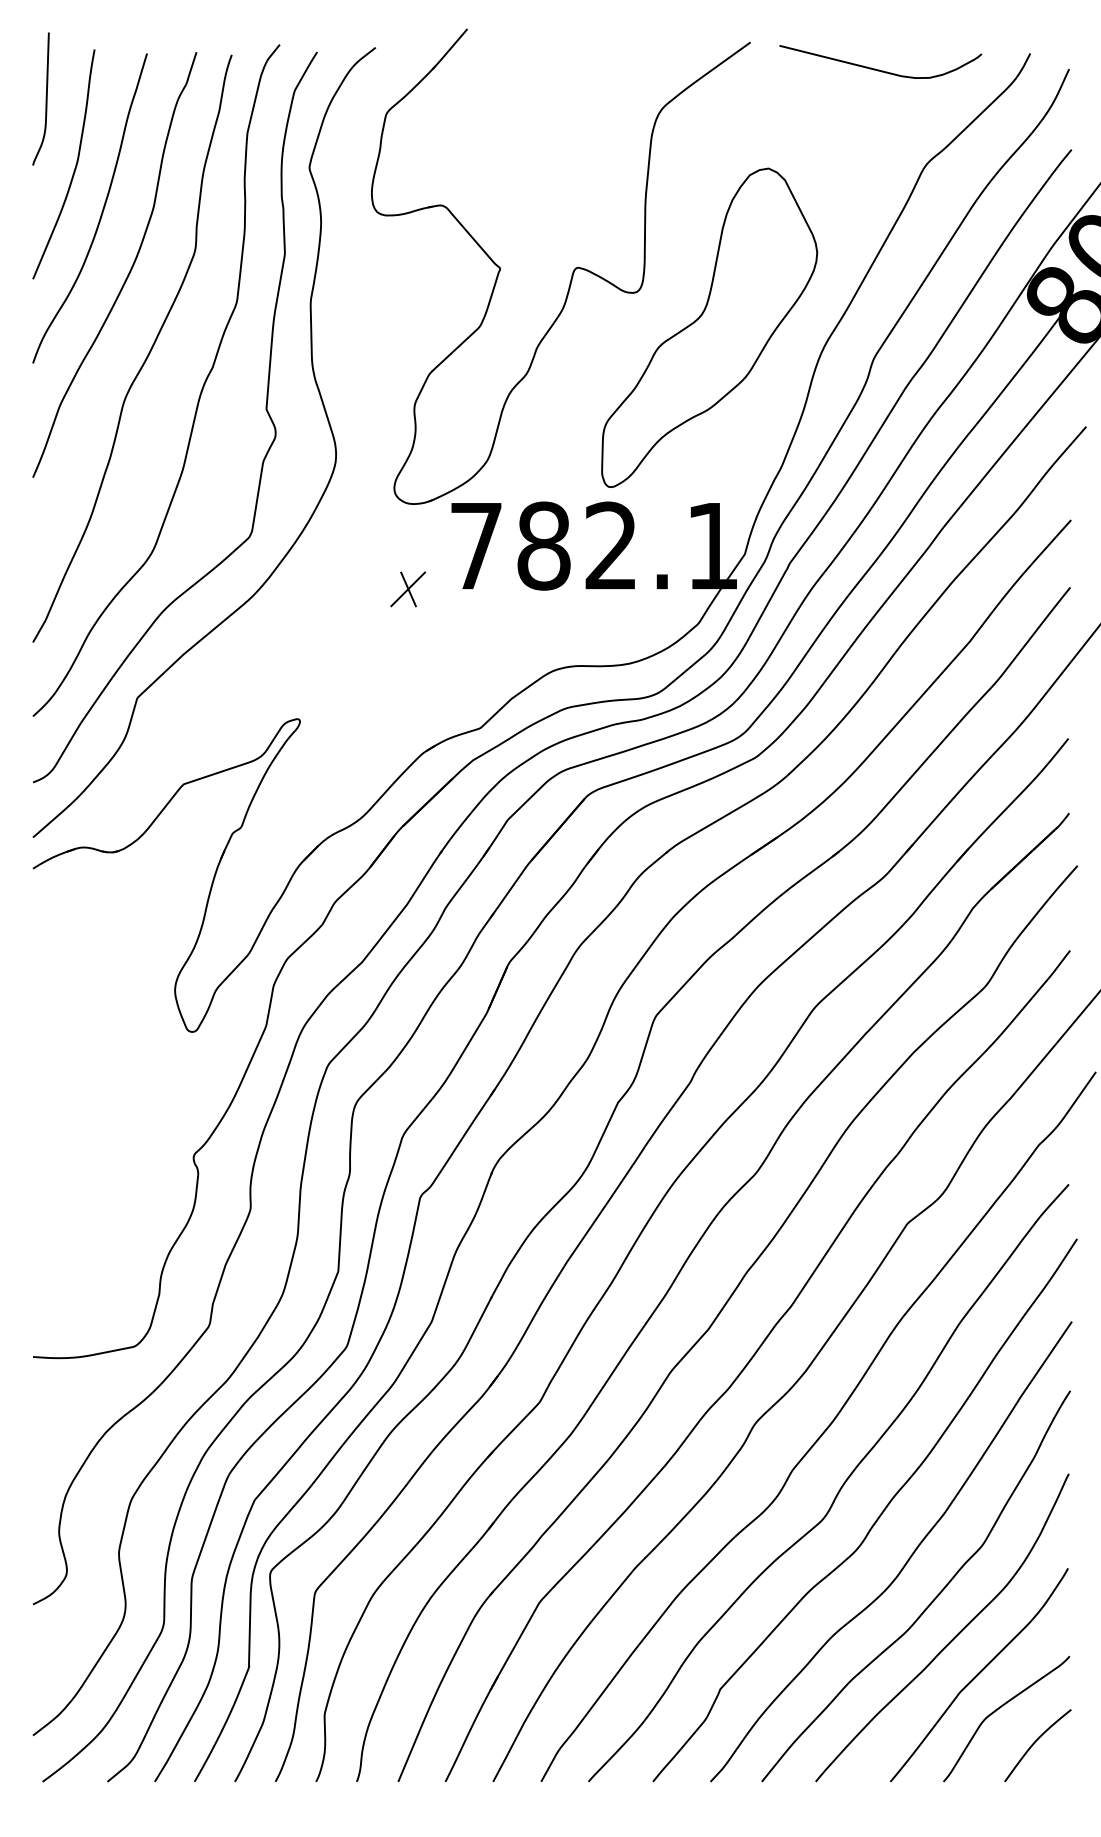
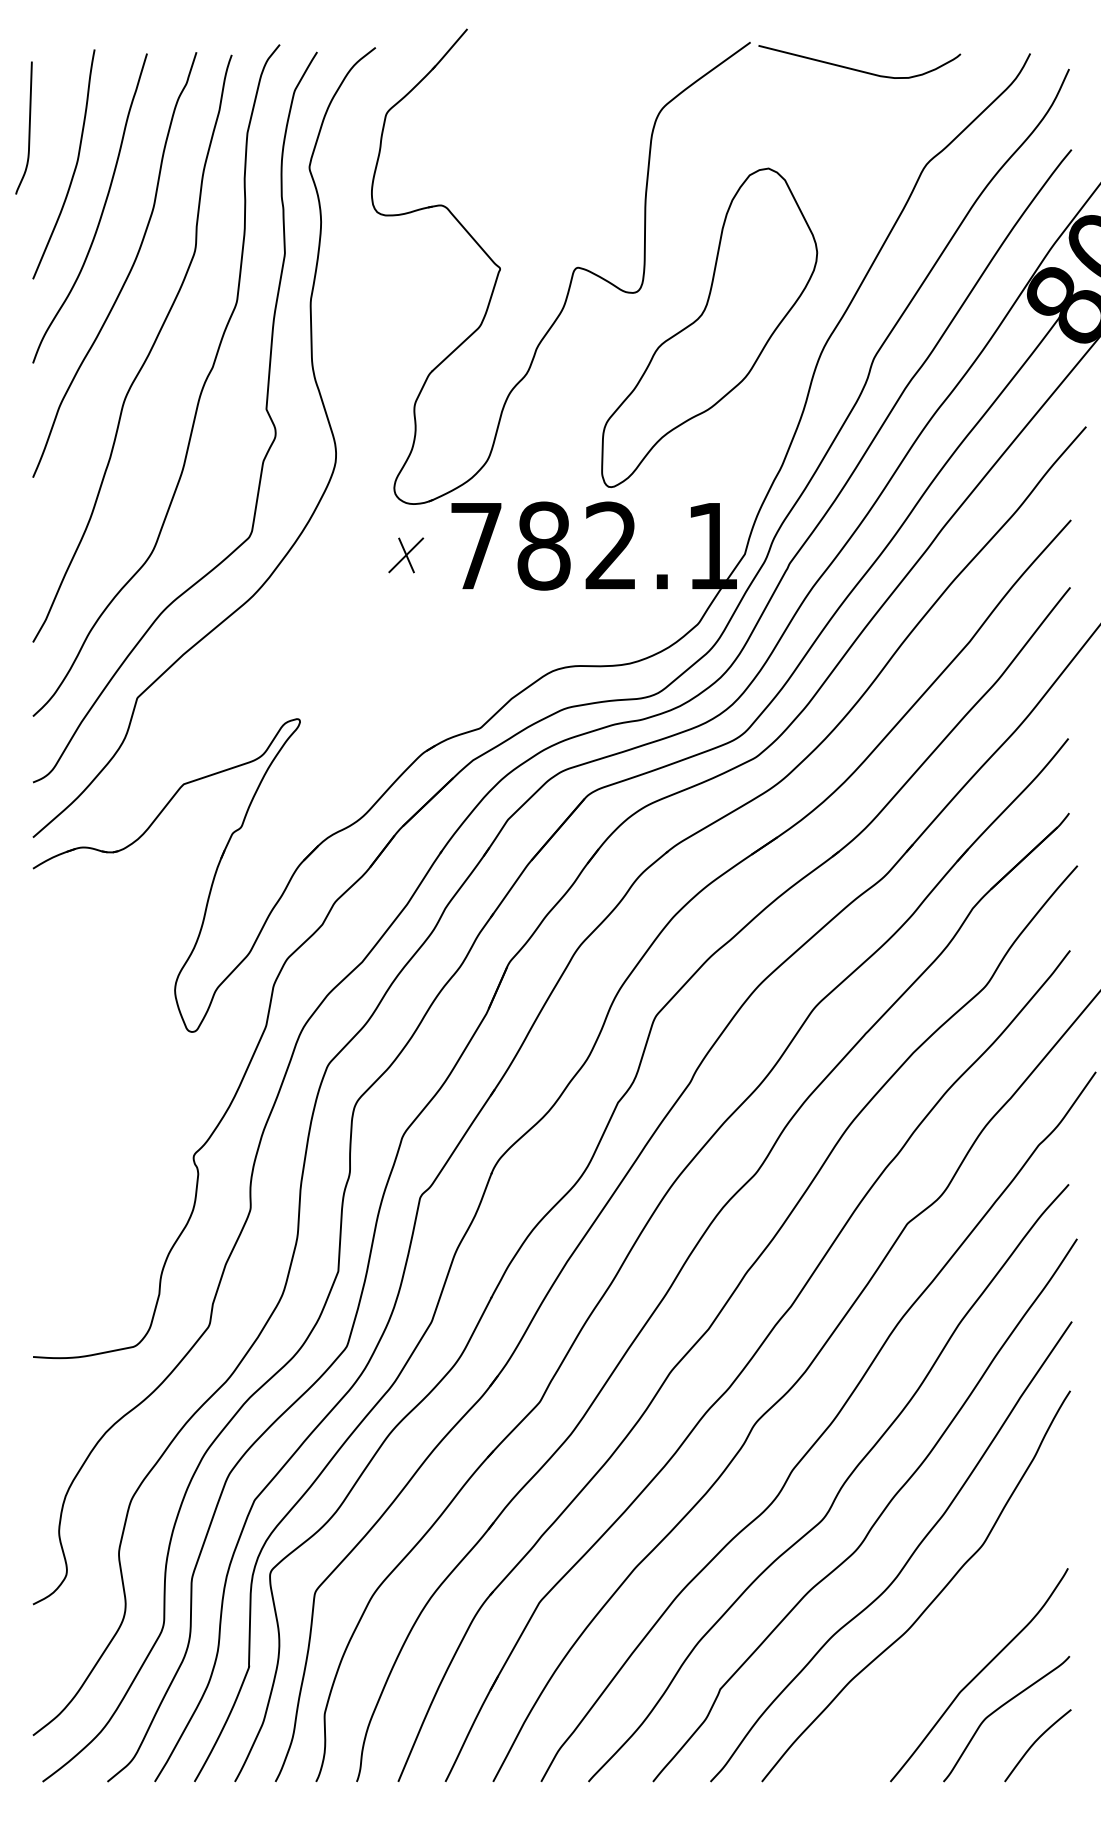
curve position: (879, 69) -> (858, 69) (858, 69)
curve position: (45, 98) -> (28, 127) (28, 127)
part position: (408, 589) -> (406, 555) (406, 555)
curve: present -> none (953, 1637)
